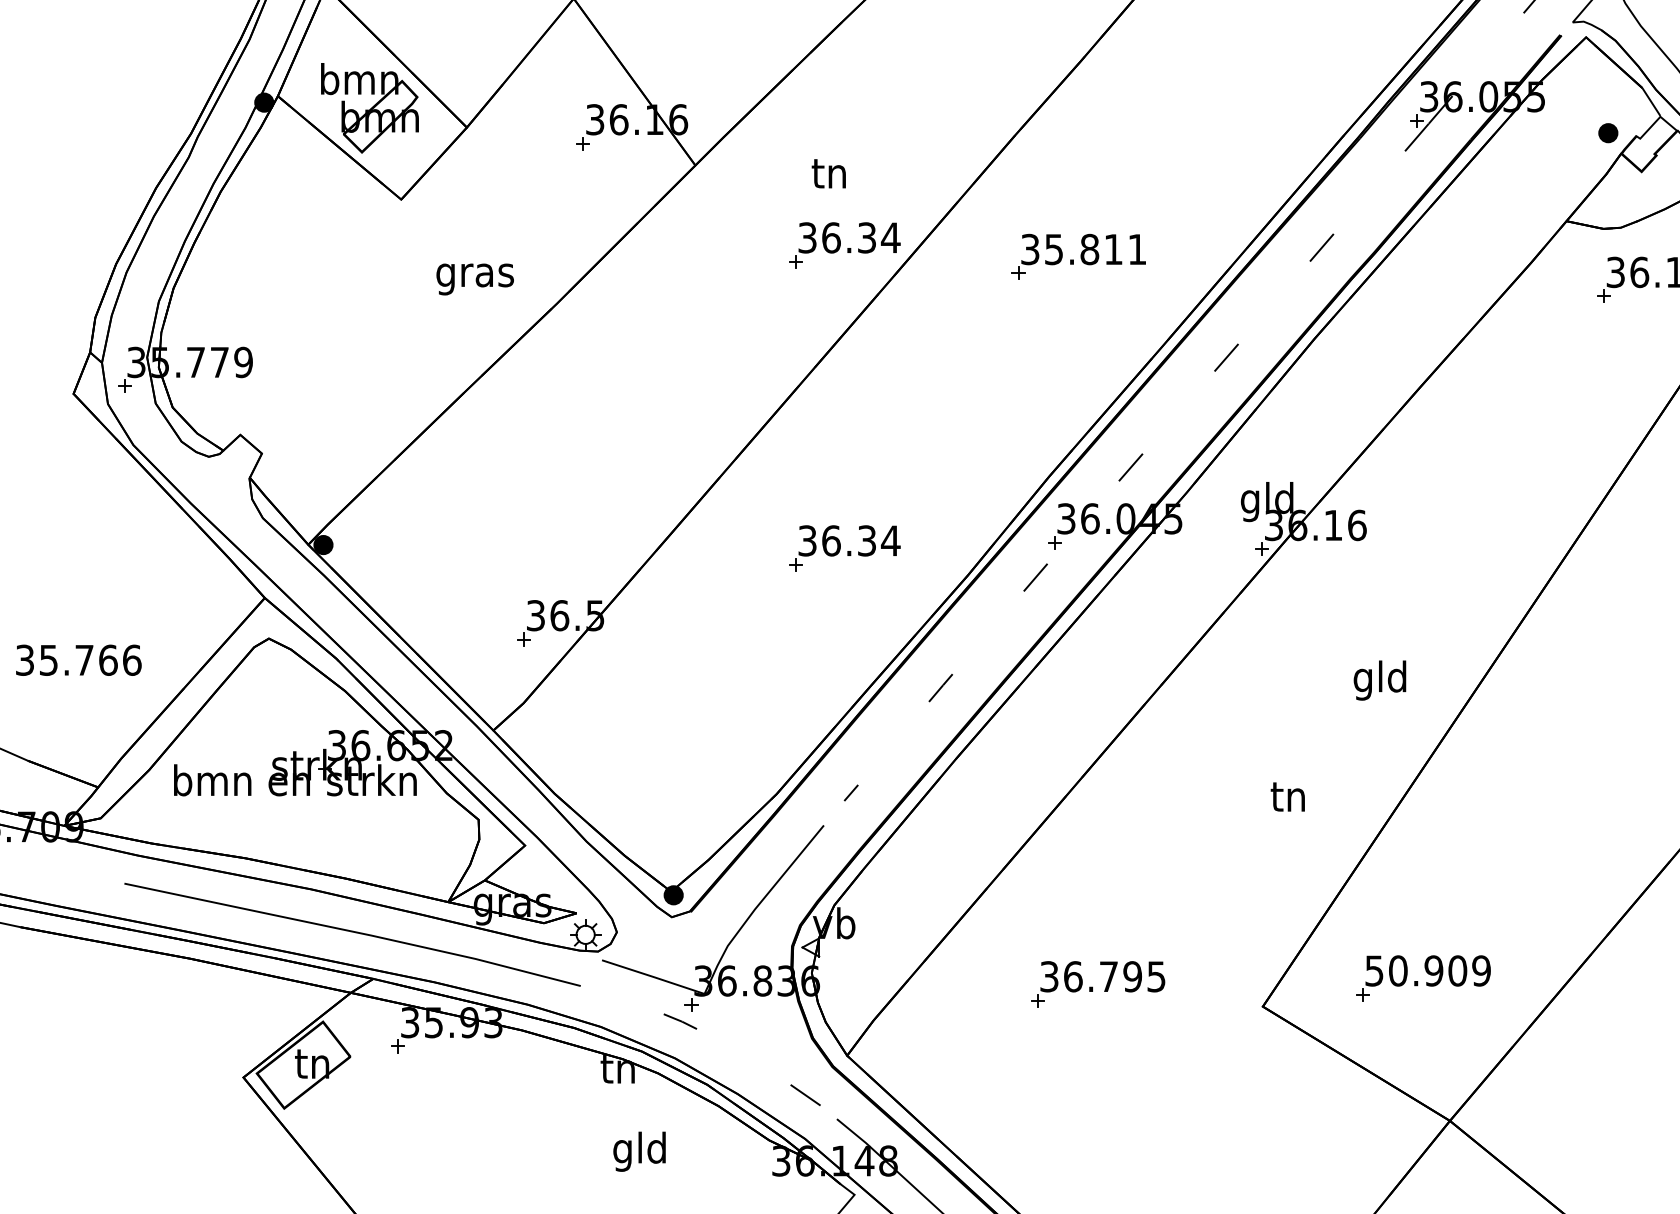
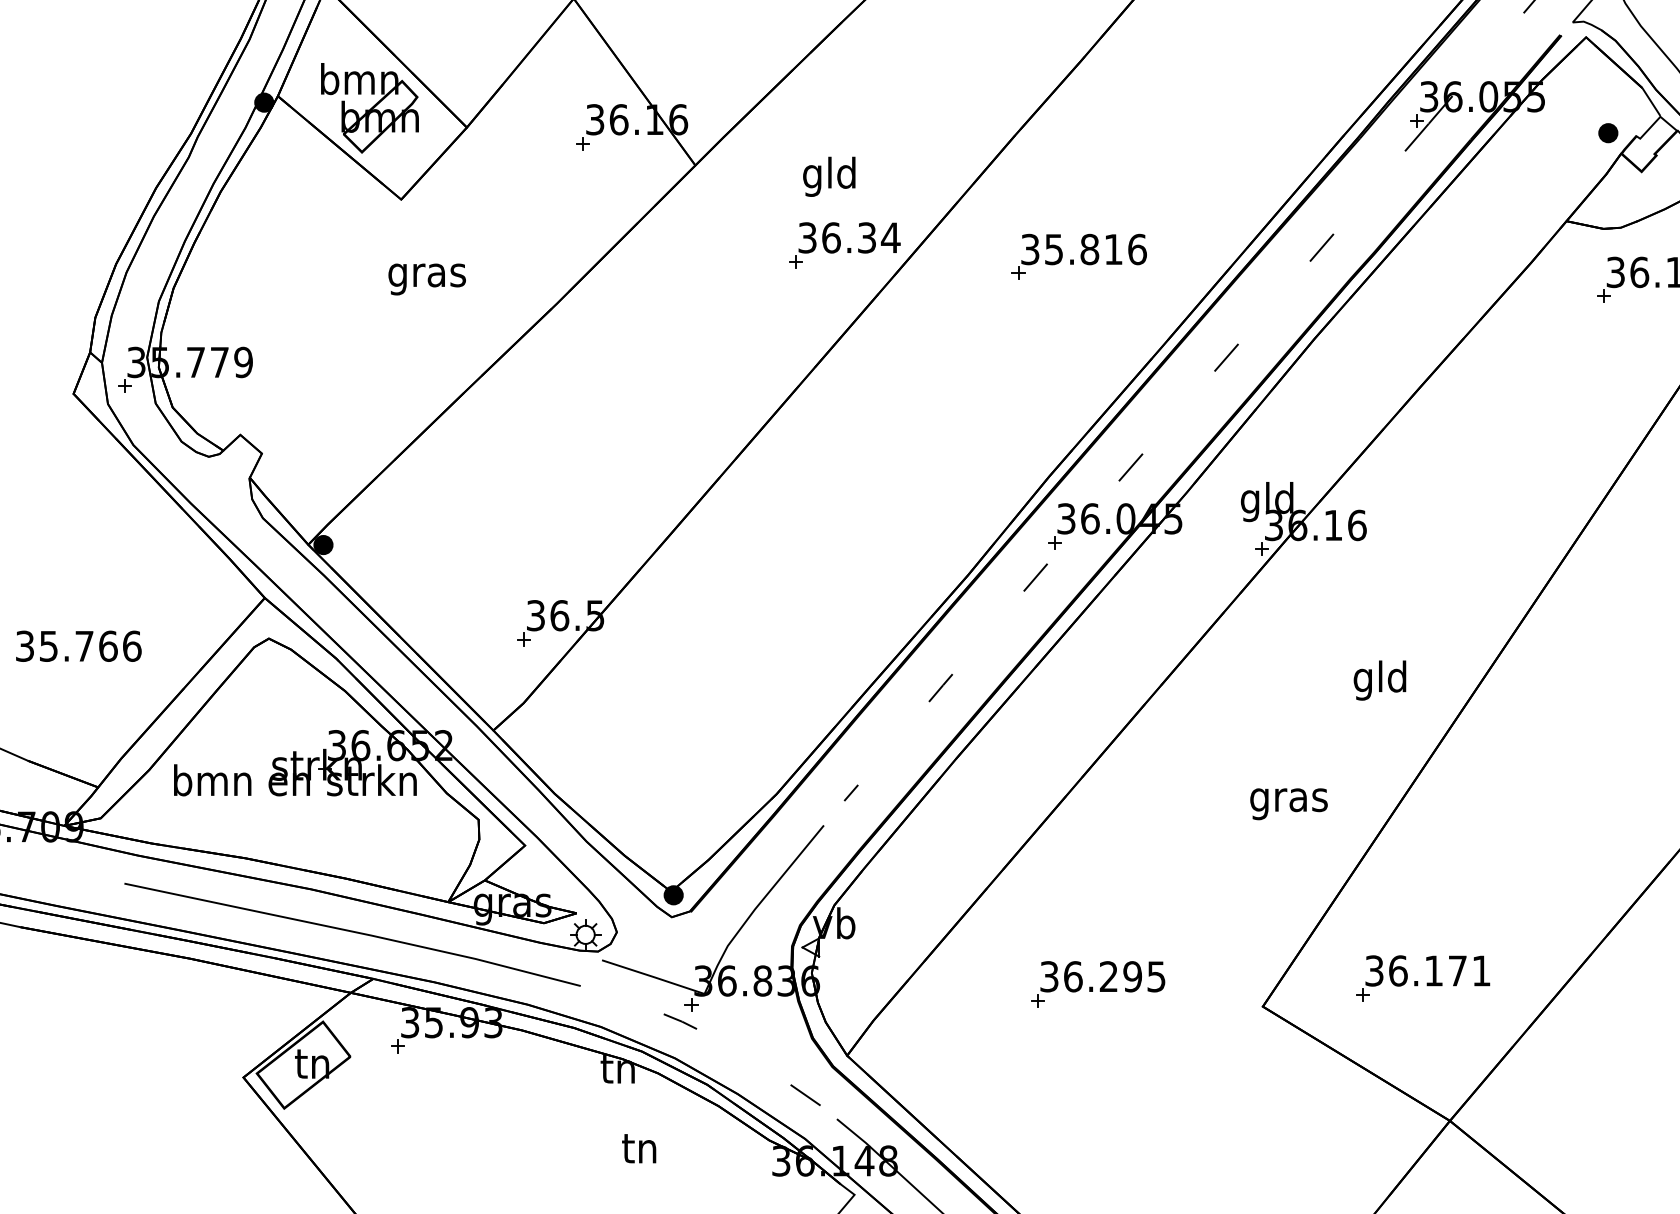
text: tn -> gld (829, 176)
text: 35.811 -> 35.816 (1137, 249)
text position: (474, 279) -> (426, 279) (426, 279)
part: present -> none (844, 548)
text position: (78, 659) -> (78, 645) (78, 645)
text: tn -> gras (1288, 801)
text: 50.909 -> 36.171 (1428, 970)
text: 36.795 -> 36.295 (1108, 976)
text: gld -> tn (639, 1151)
